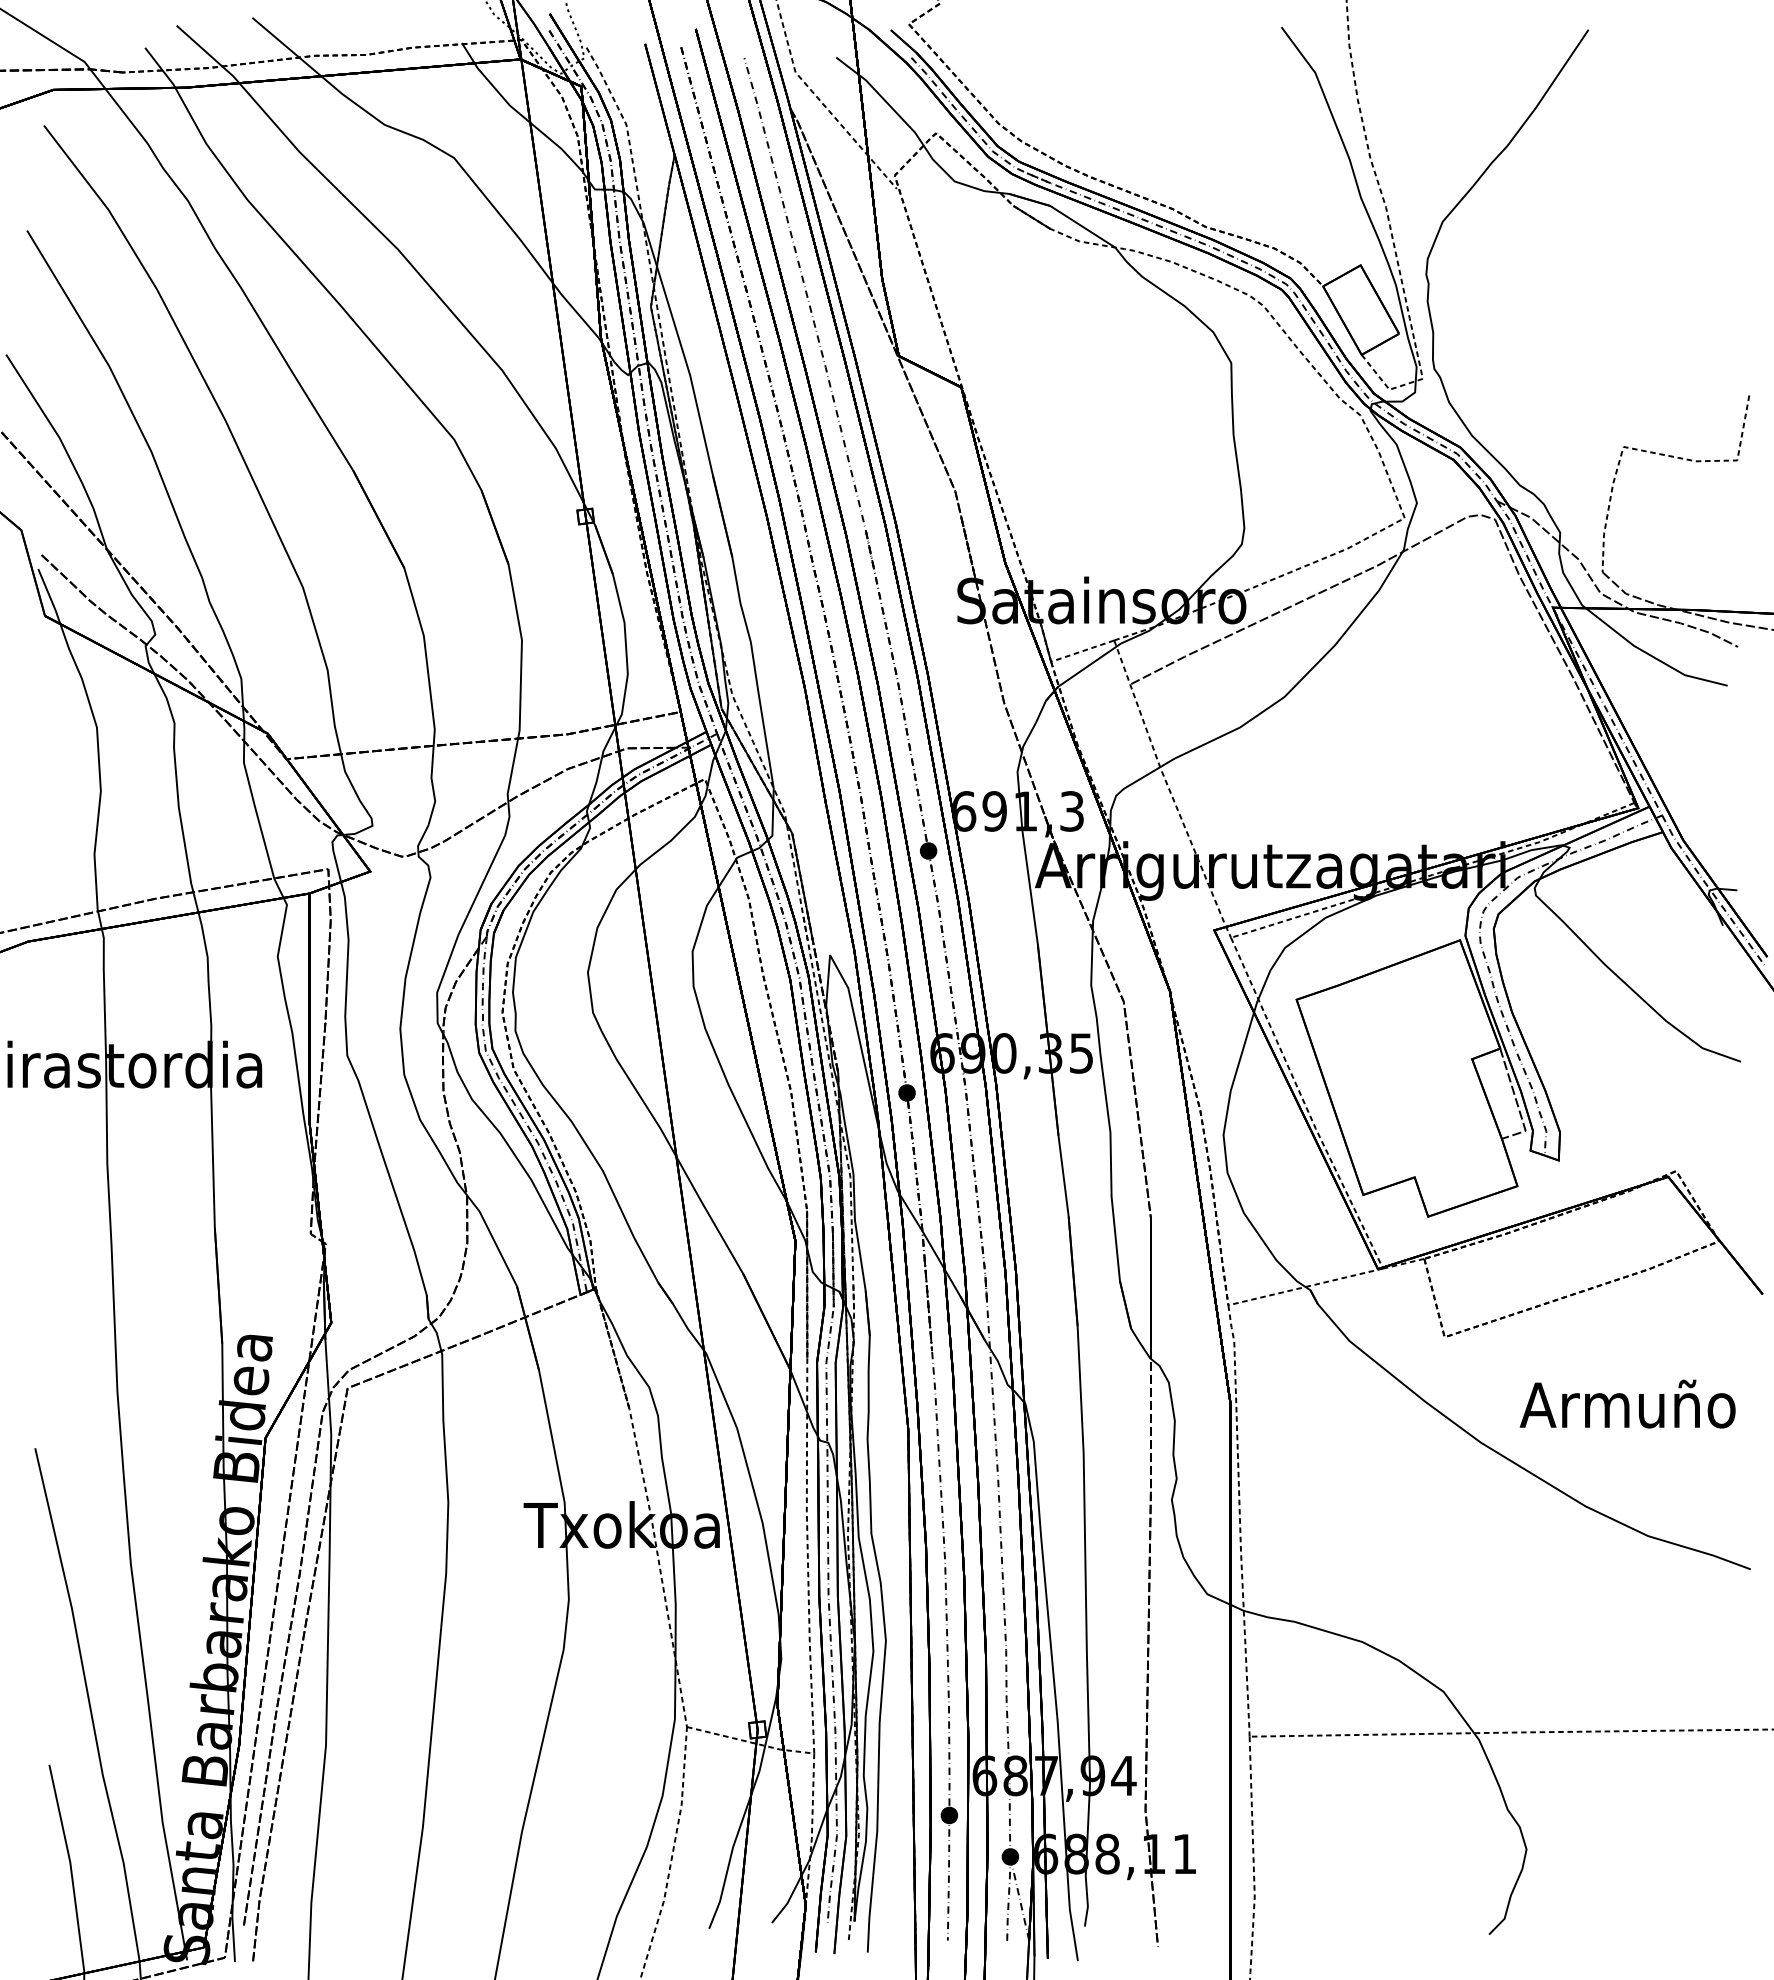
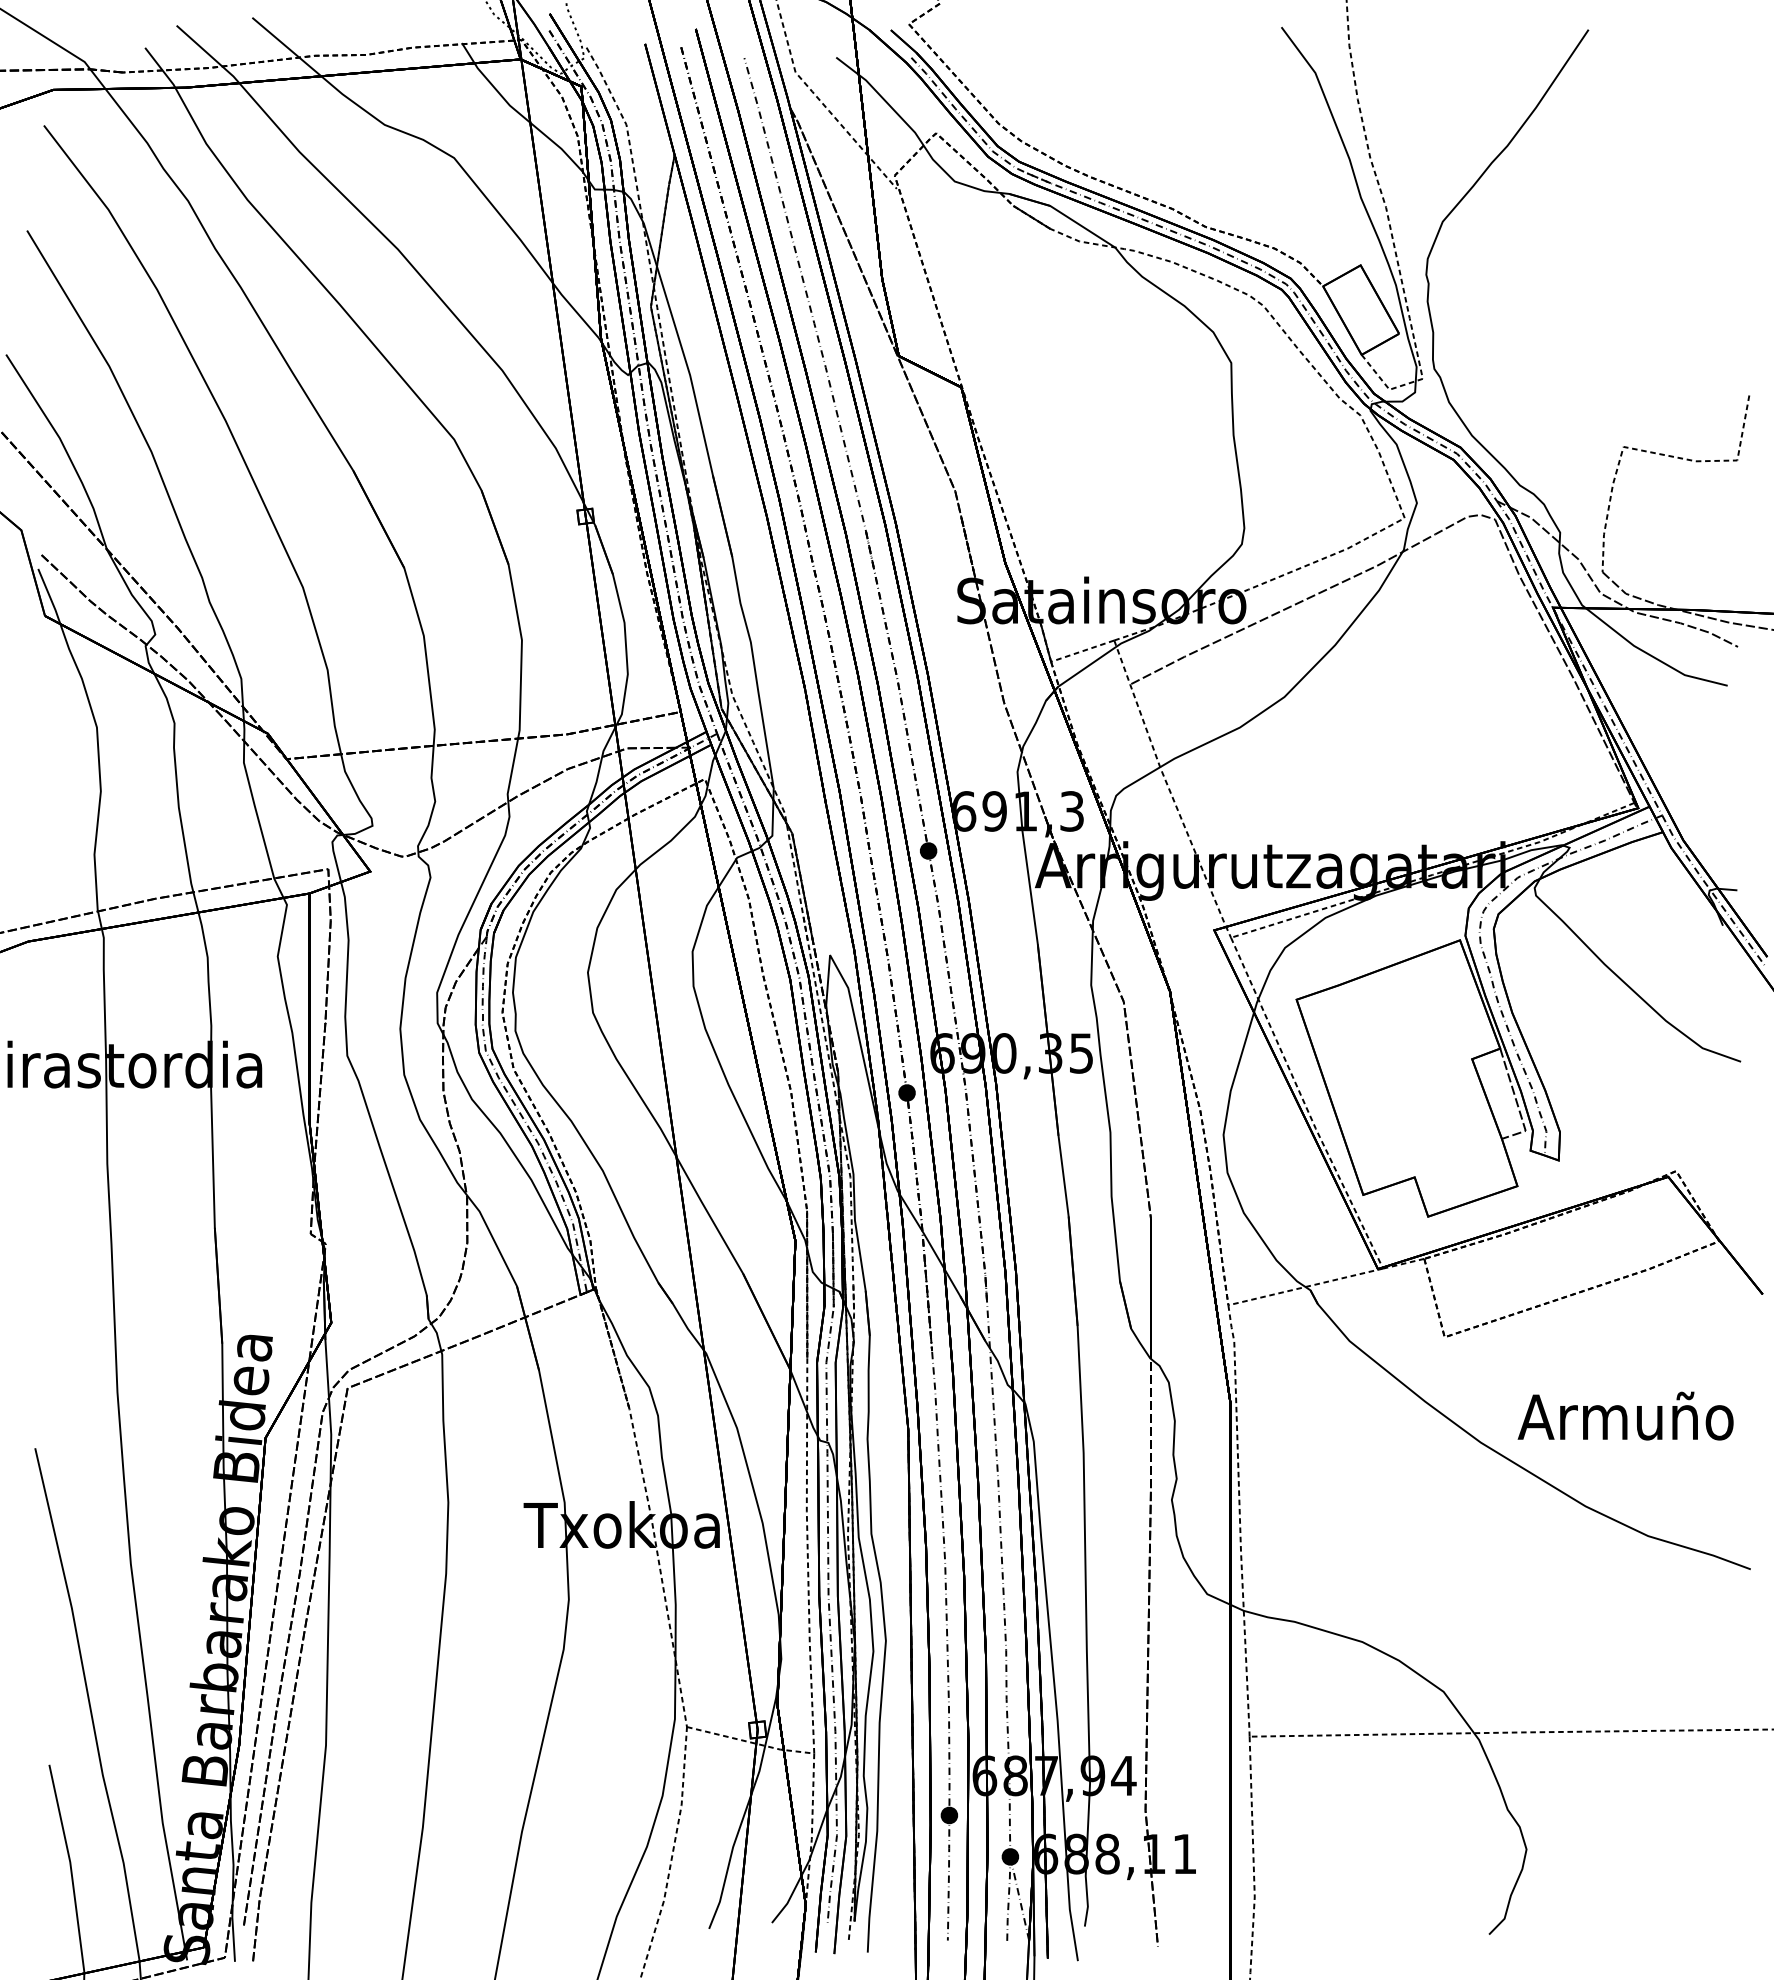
text position: (1627, 1403) -> (1625, 1415) (1625, 1415)
